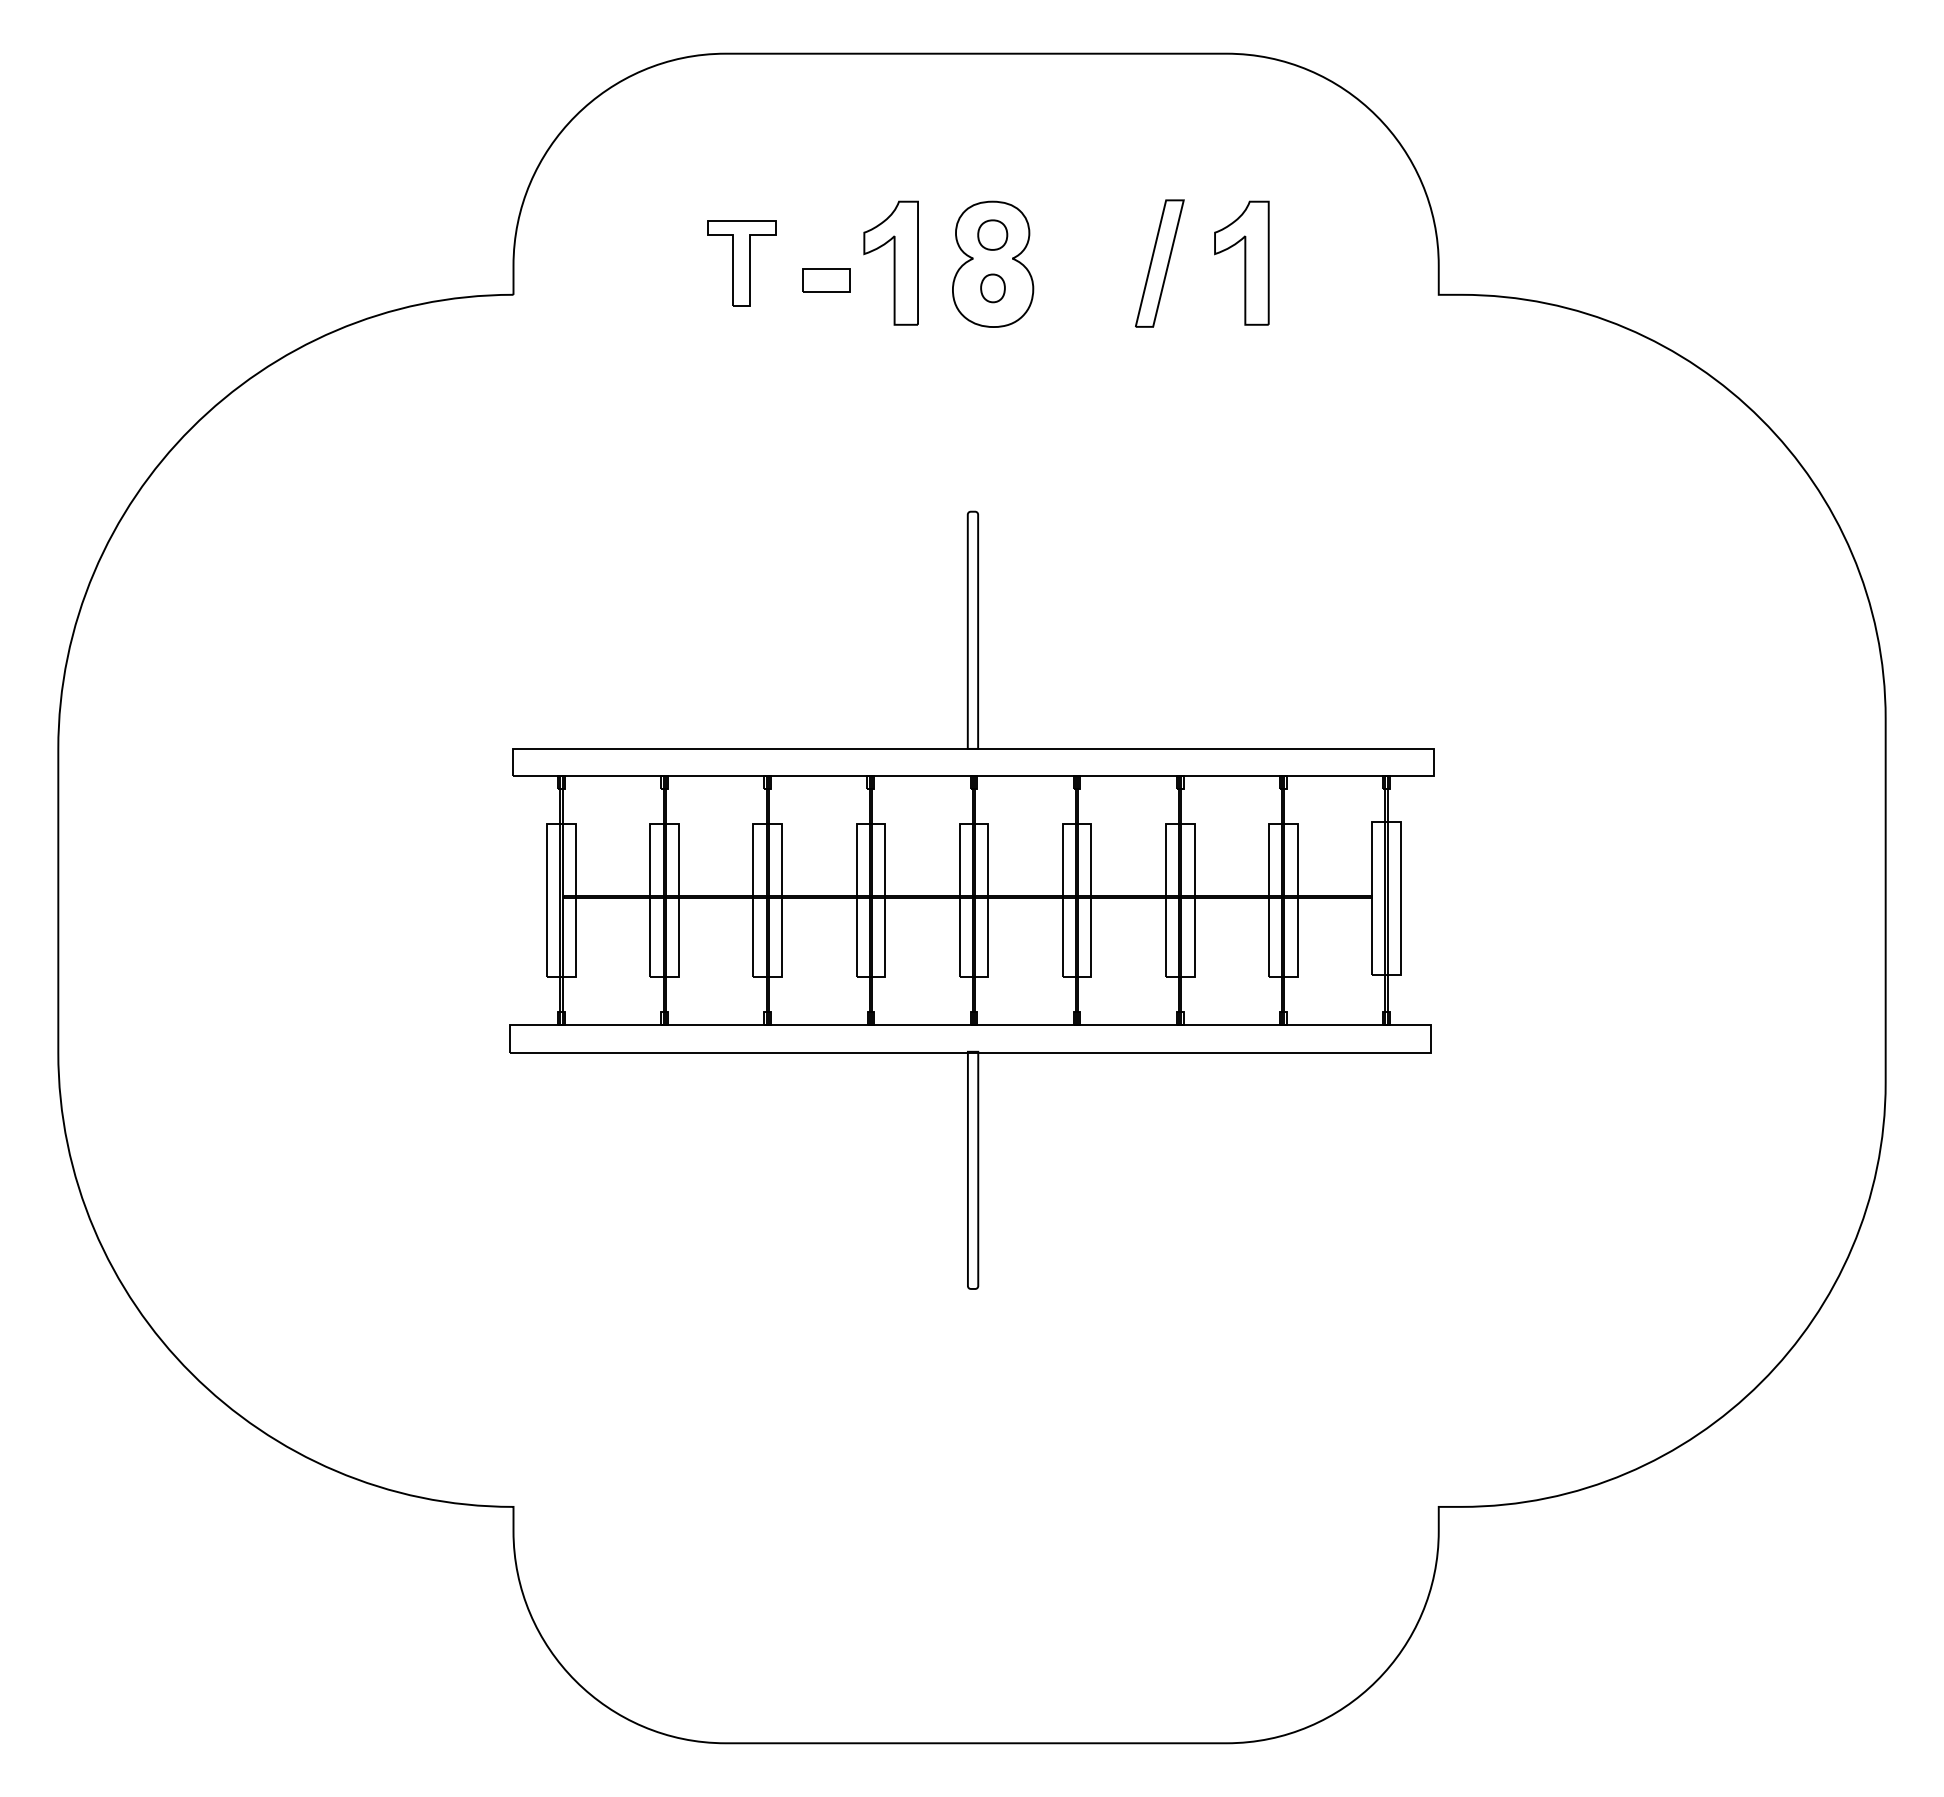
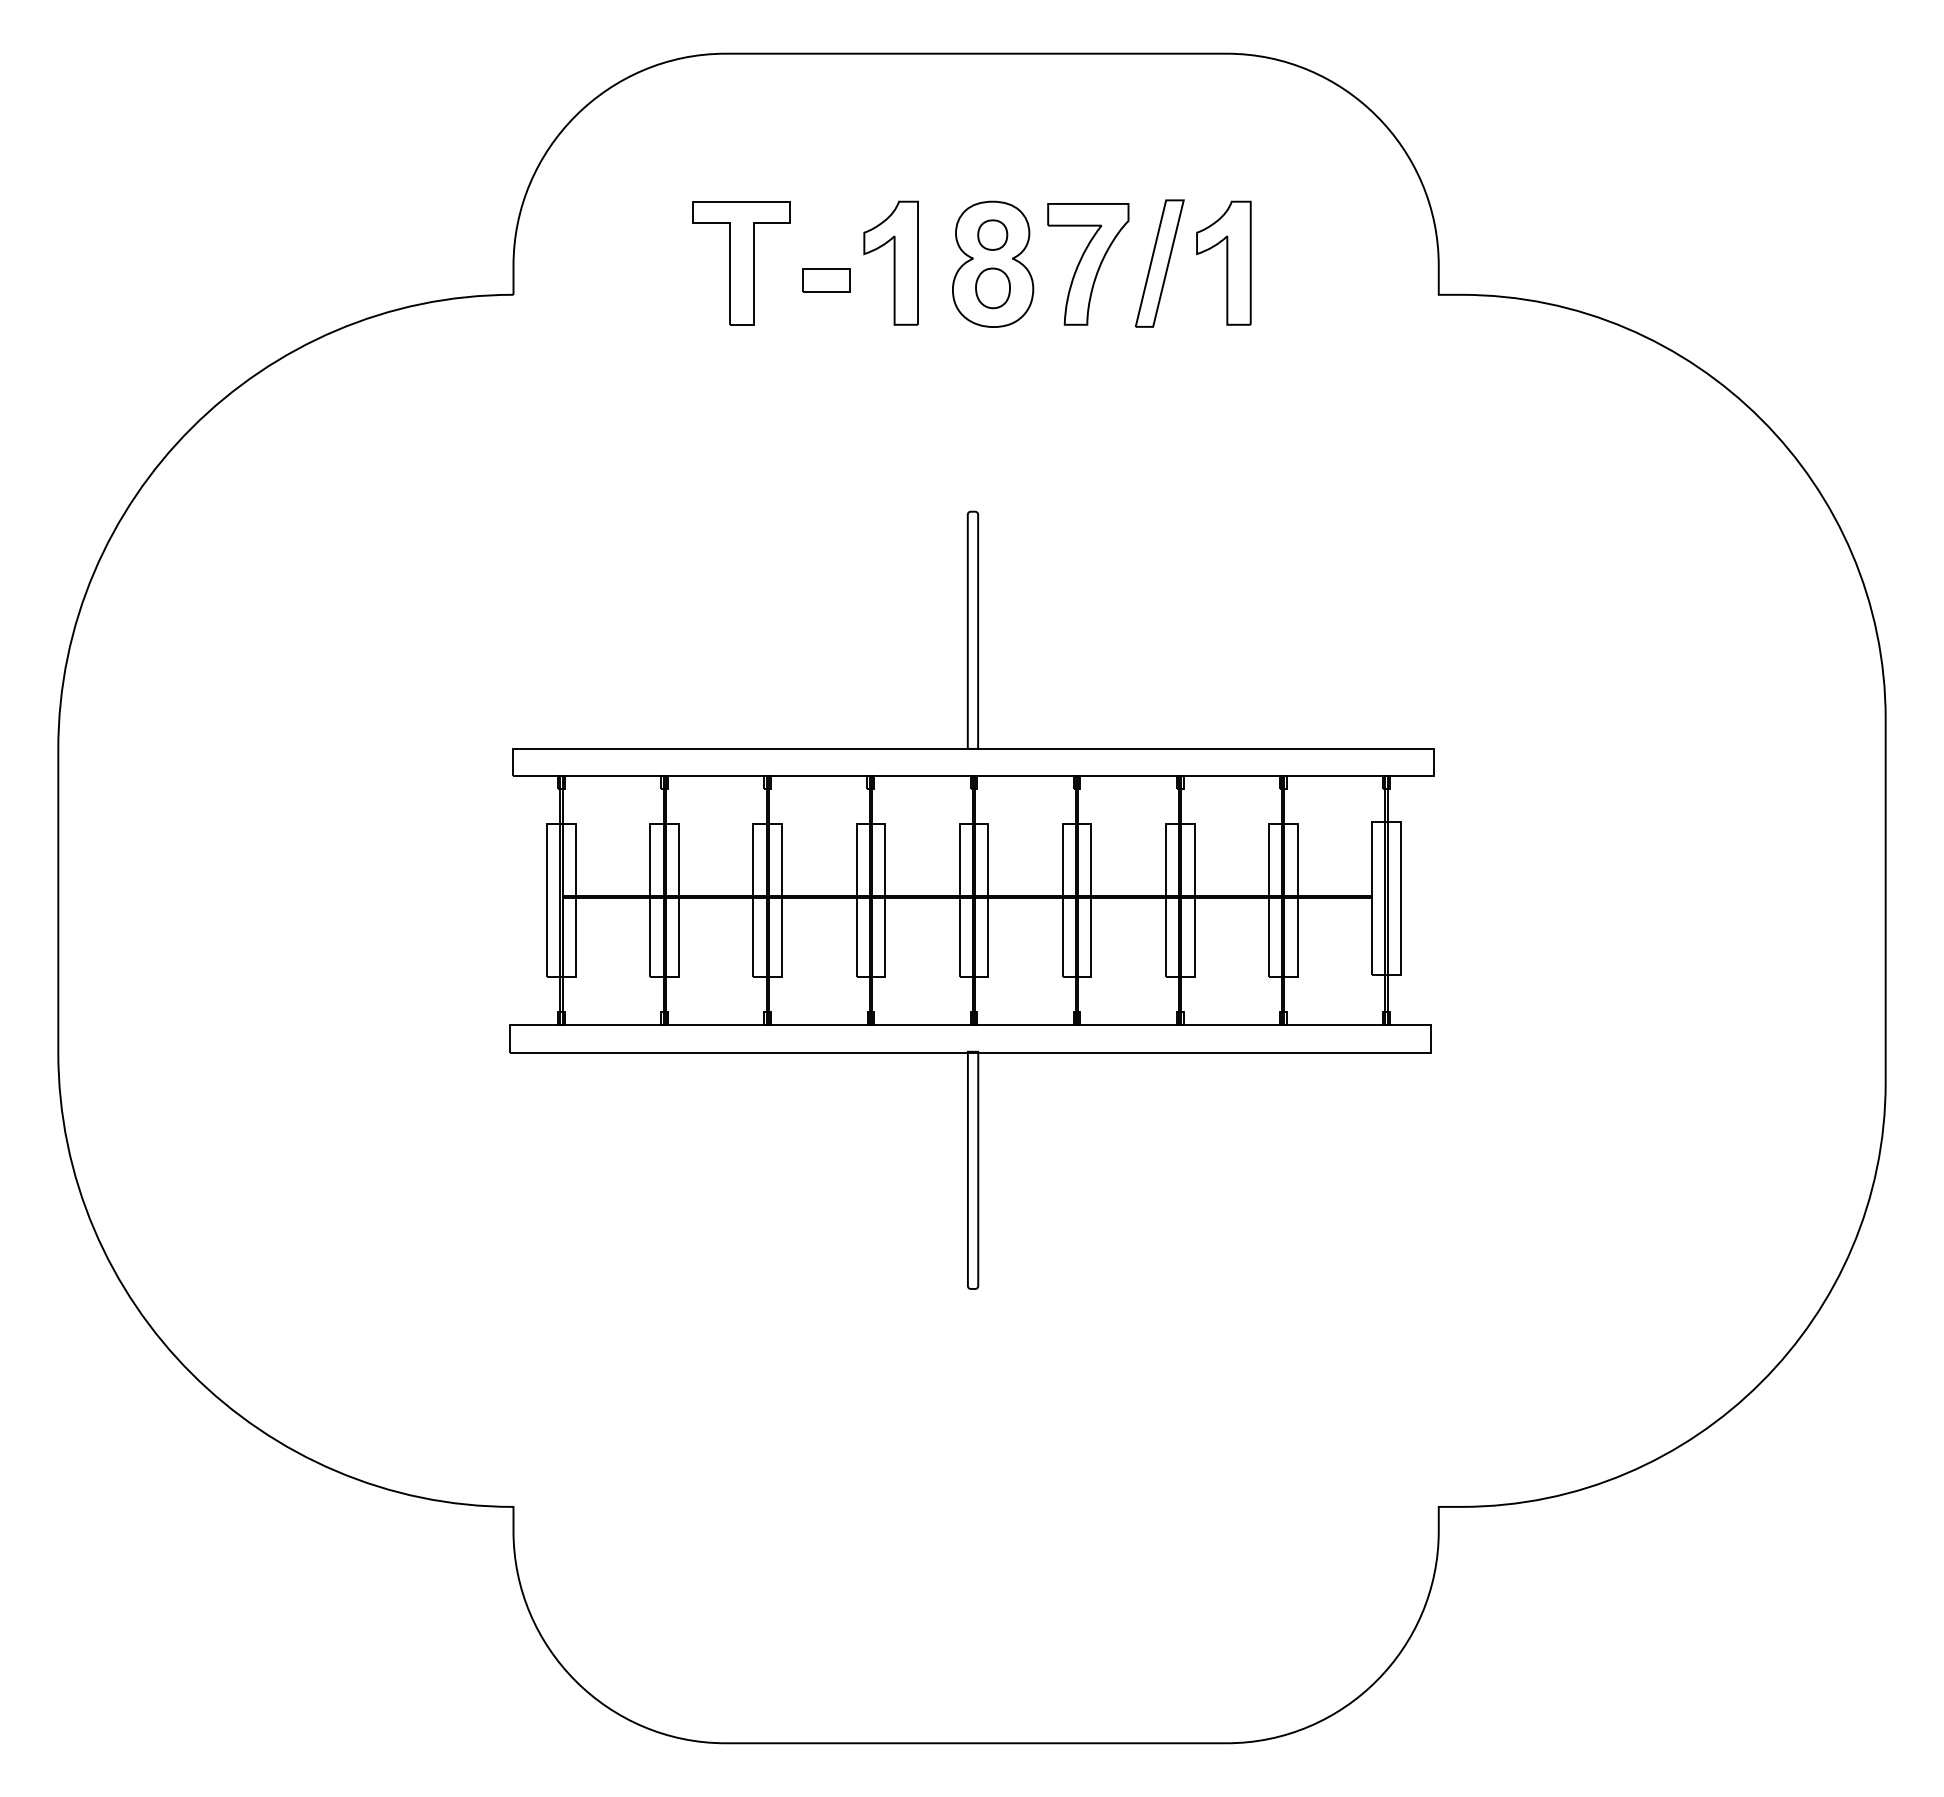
part position: (1241, 262) -> (1223, 262) (1223, 262)
part size: 70x87 px -> 99x125 px (741, 263)
part: none -> present (1088, 264)
part size: 26x31 px -> 36x43 px (992, 288)
